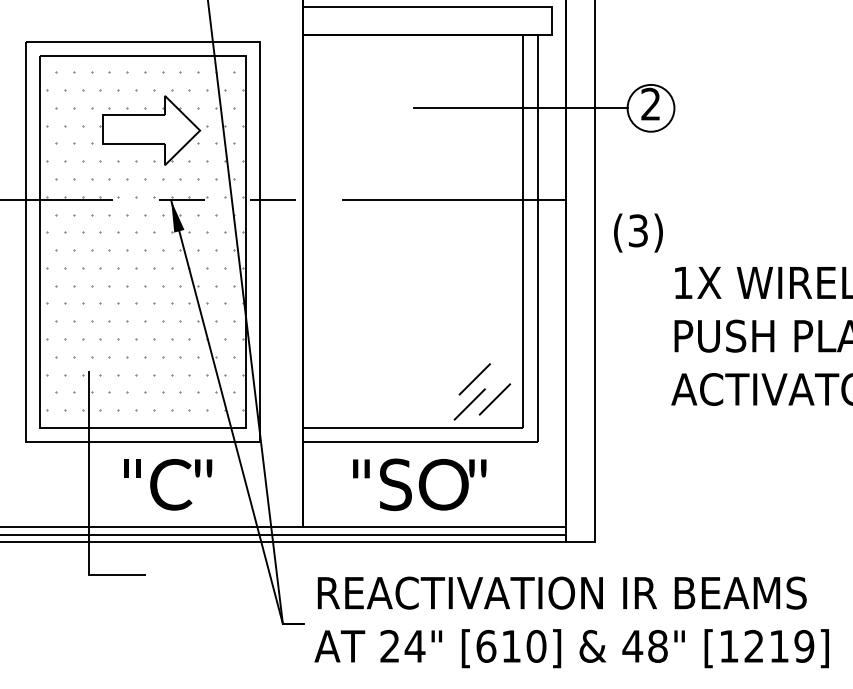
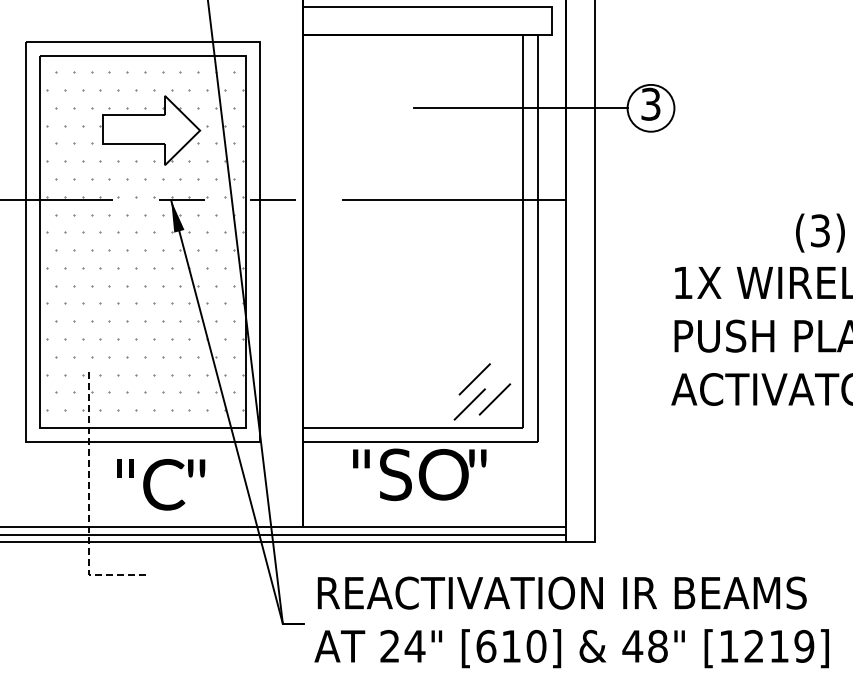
text: 2 -> 3 (650, 104)
text position: (638, 232) -> (820, 232) (820, 232)
text position: (168, 484) -> (161, 484) (161, 484)
text position: (419, 484) -> (419, 474) (419, 474)
line: solid -> dashed (88, 501)
